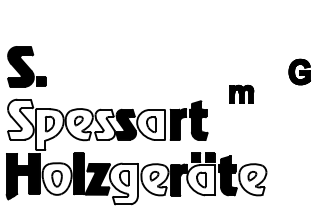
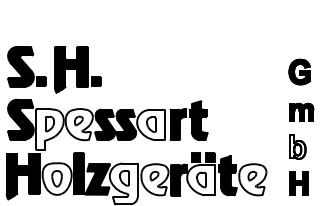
part: none -> present (77, 69)
part position: (241, 93) -> (301, 111) (301, 111)
fill: none -> present (20, 119)
fill: none -> present (105, 124)
part: none -> present (297, 146)
part: none -> present (298, 183)
